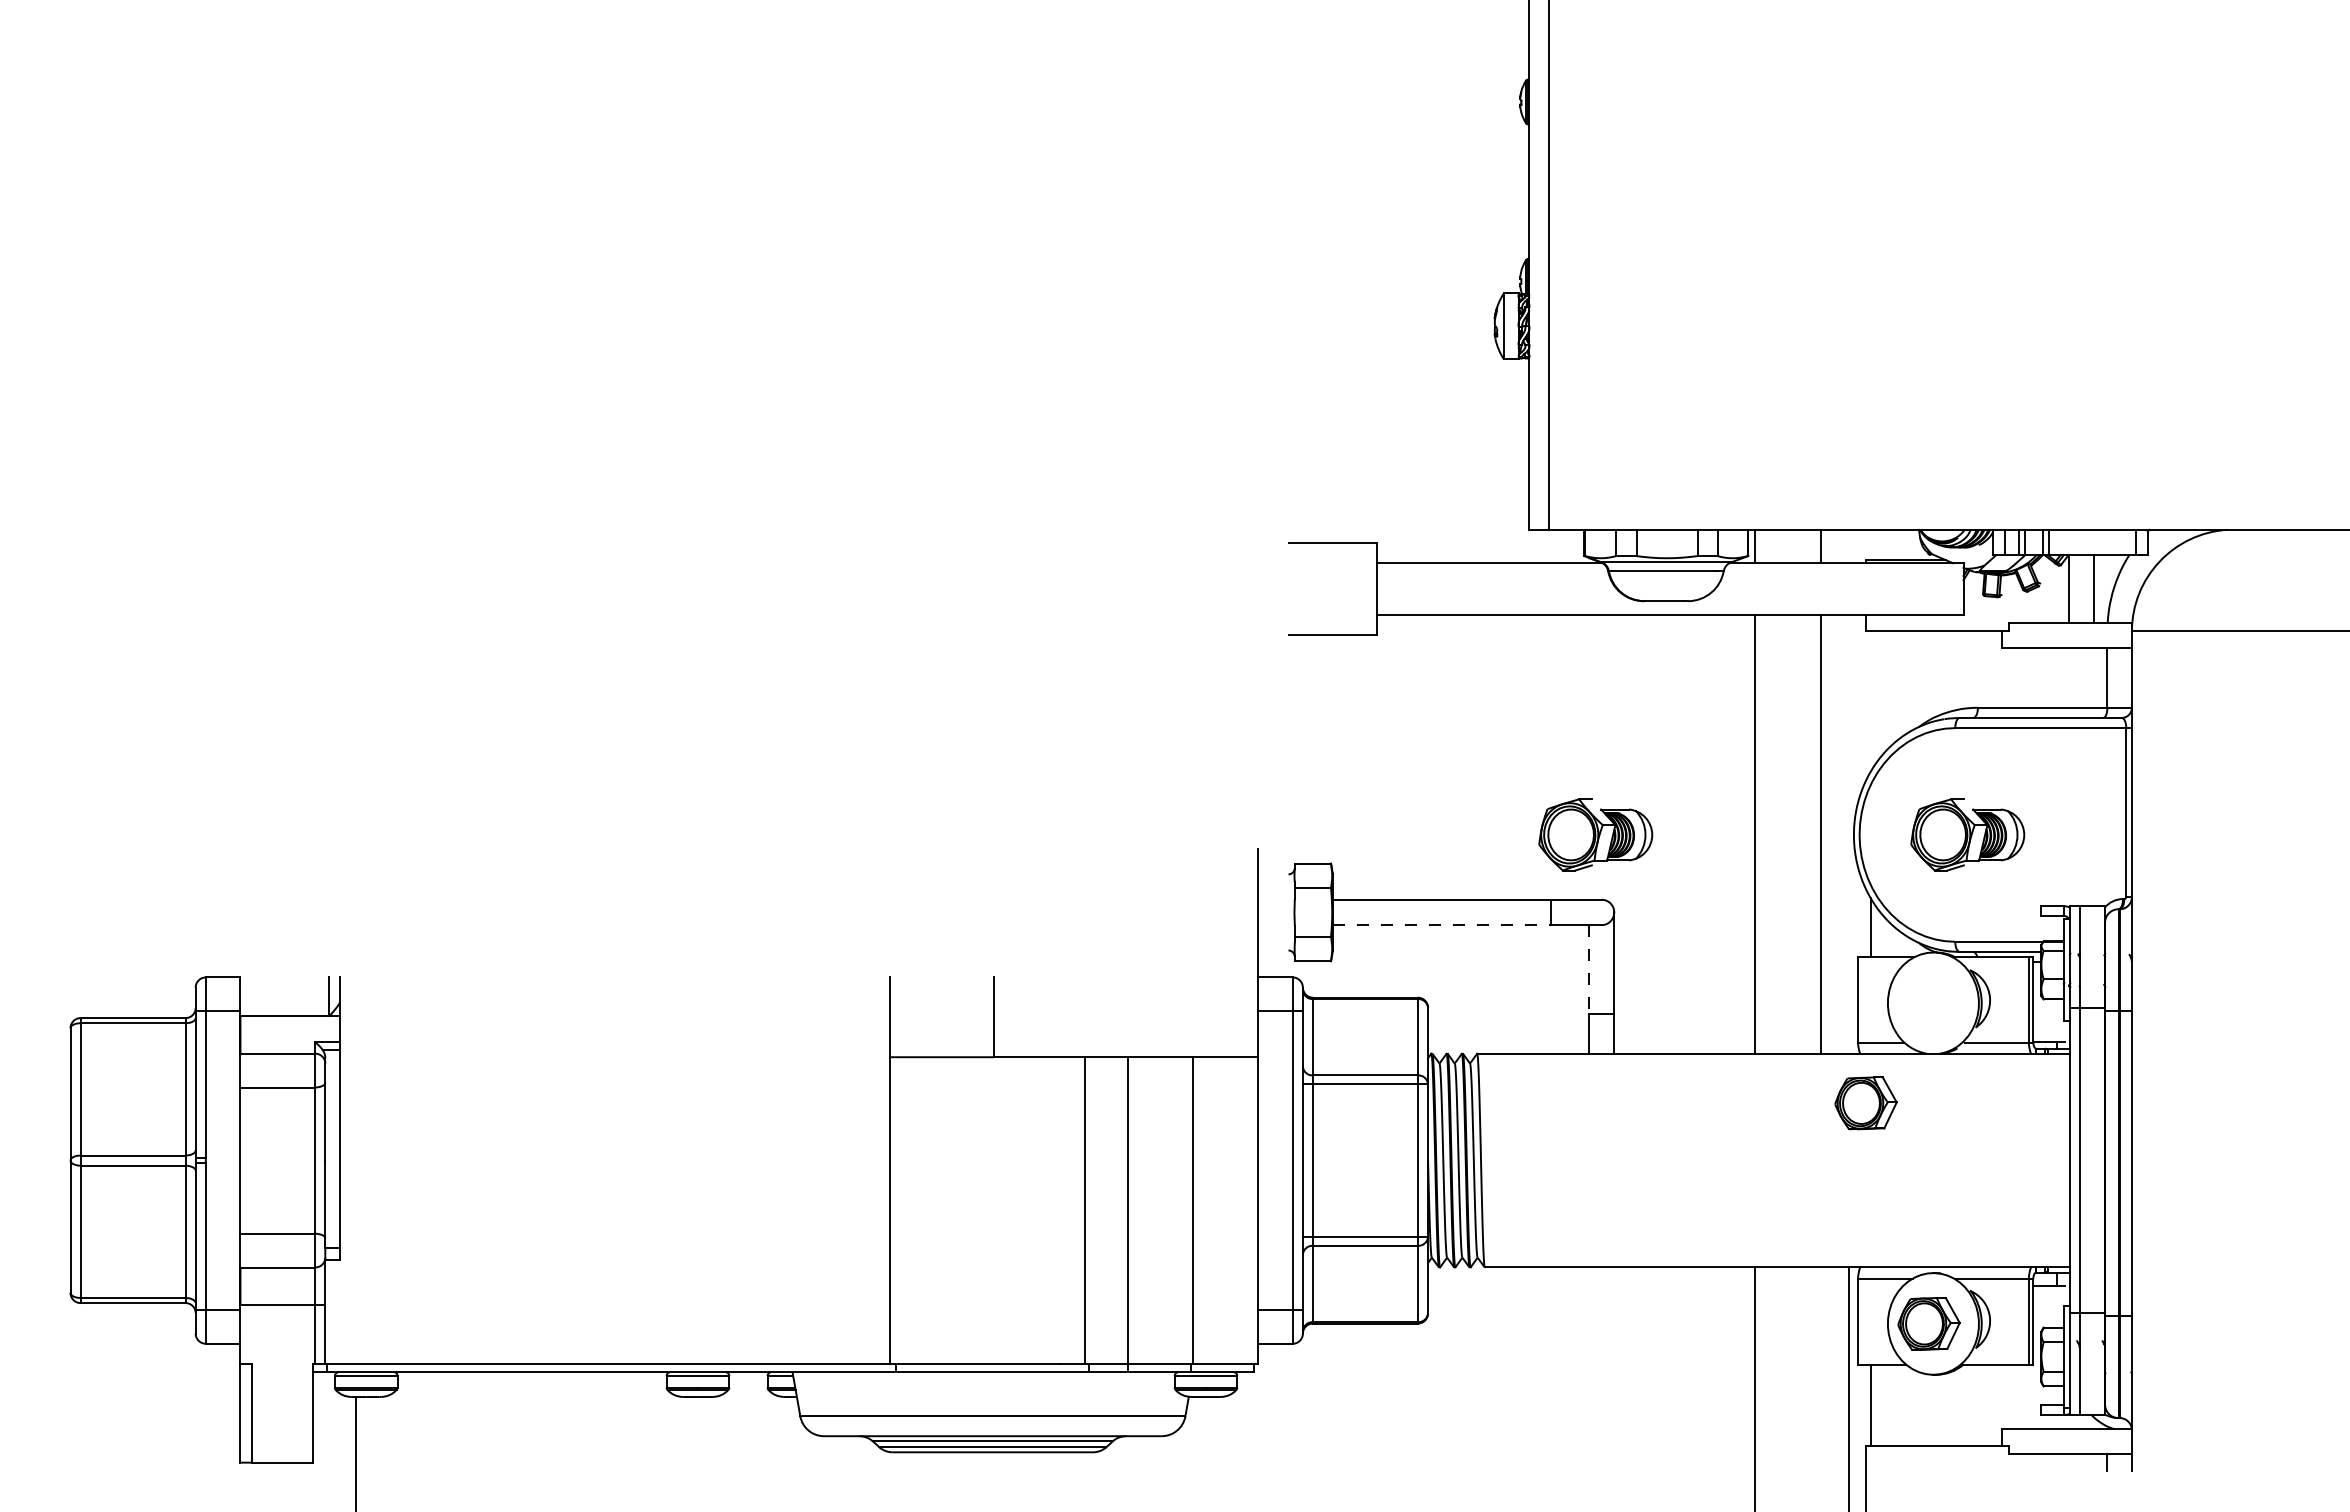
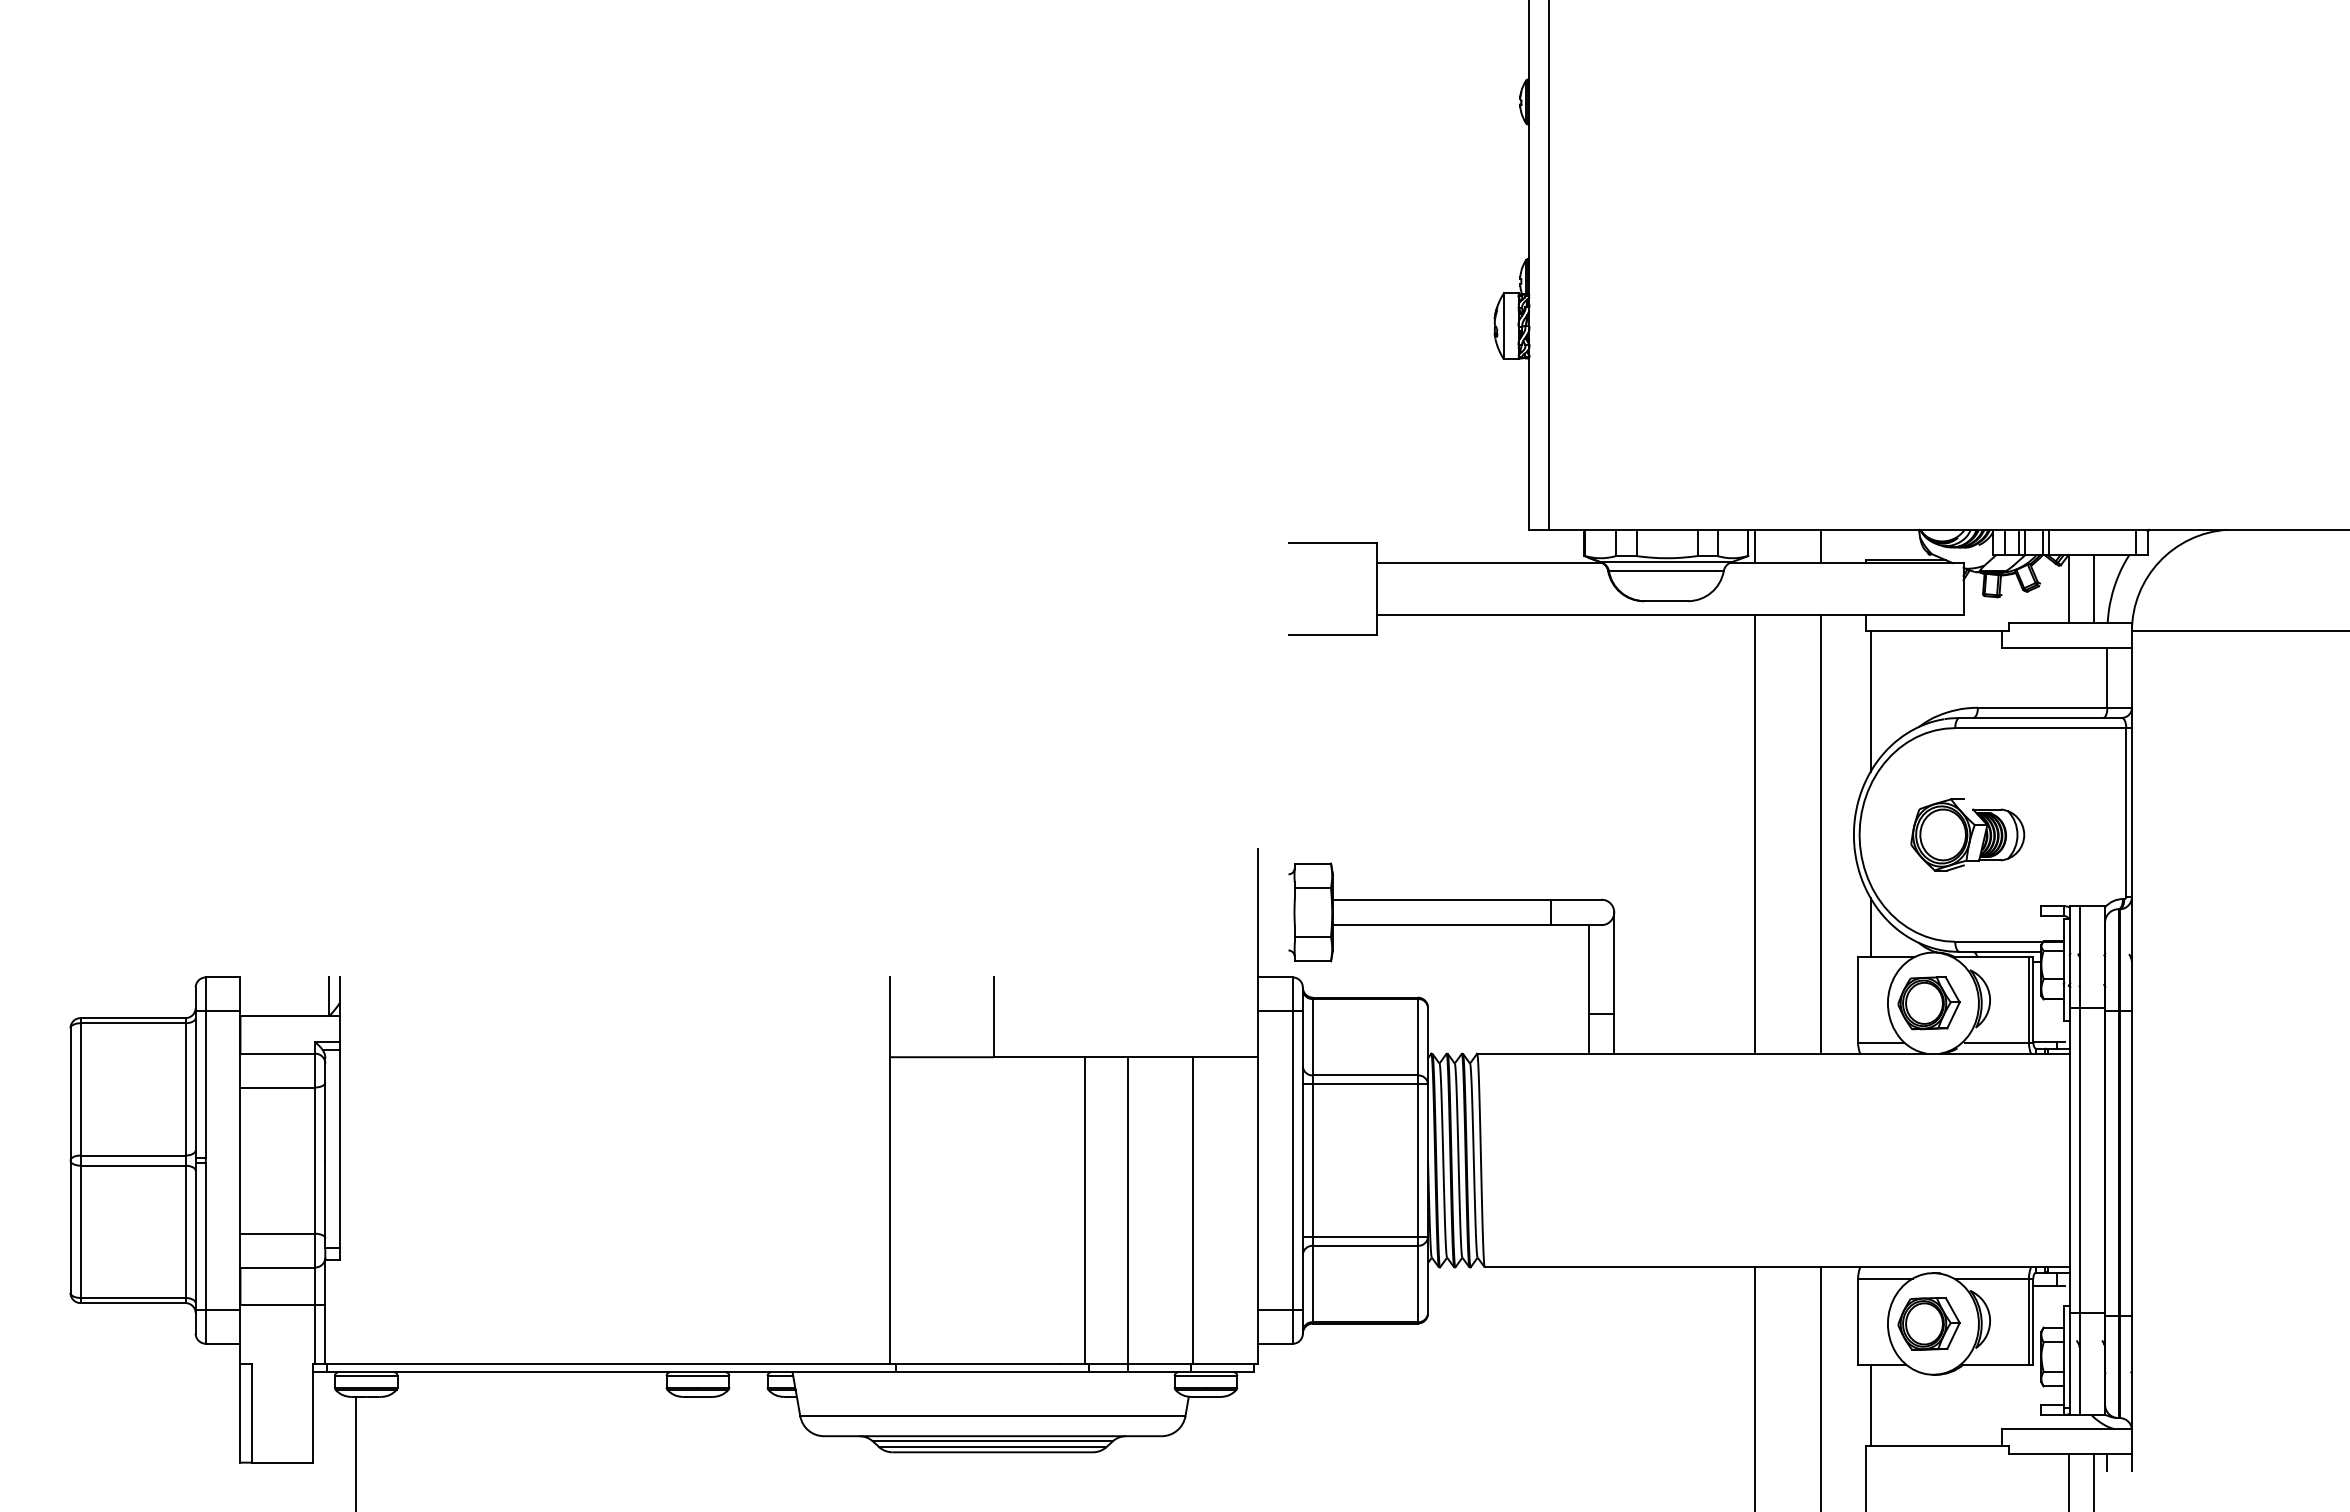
line: none -> present (1870, 701)
part: present -> none (1595, 834)
line: dashed -> solid (1441, 925)
line: dashed -> solid (1588, 969)
part position: (1865, 1103) -> (1928, 1003) (1928, 1003)
line position: (1848, 1387) -> (1820, 1387) (1820, 1387)
line: none -> present (2069, 1480)
line: none -> present (2094, 1480)
